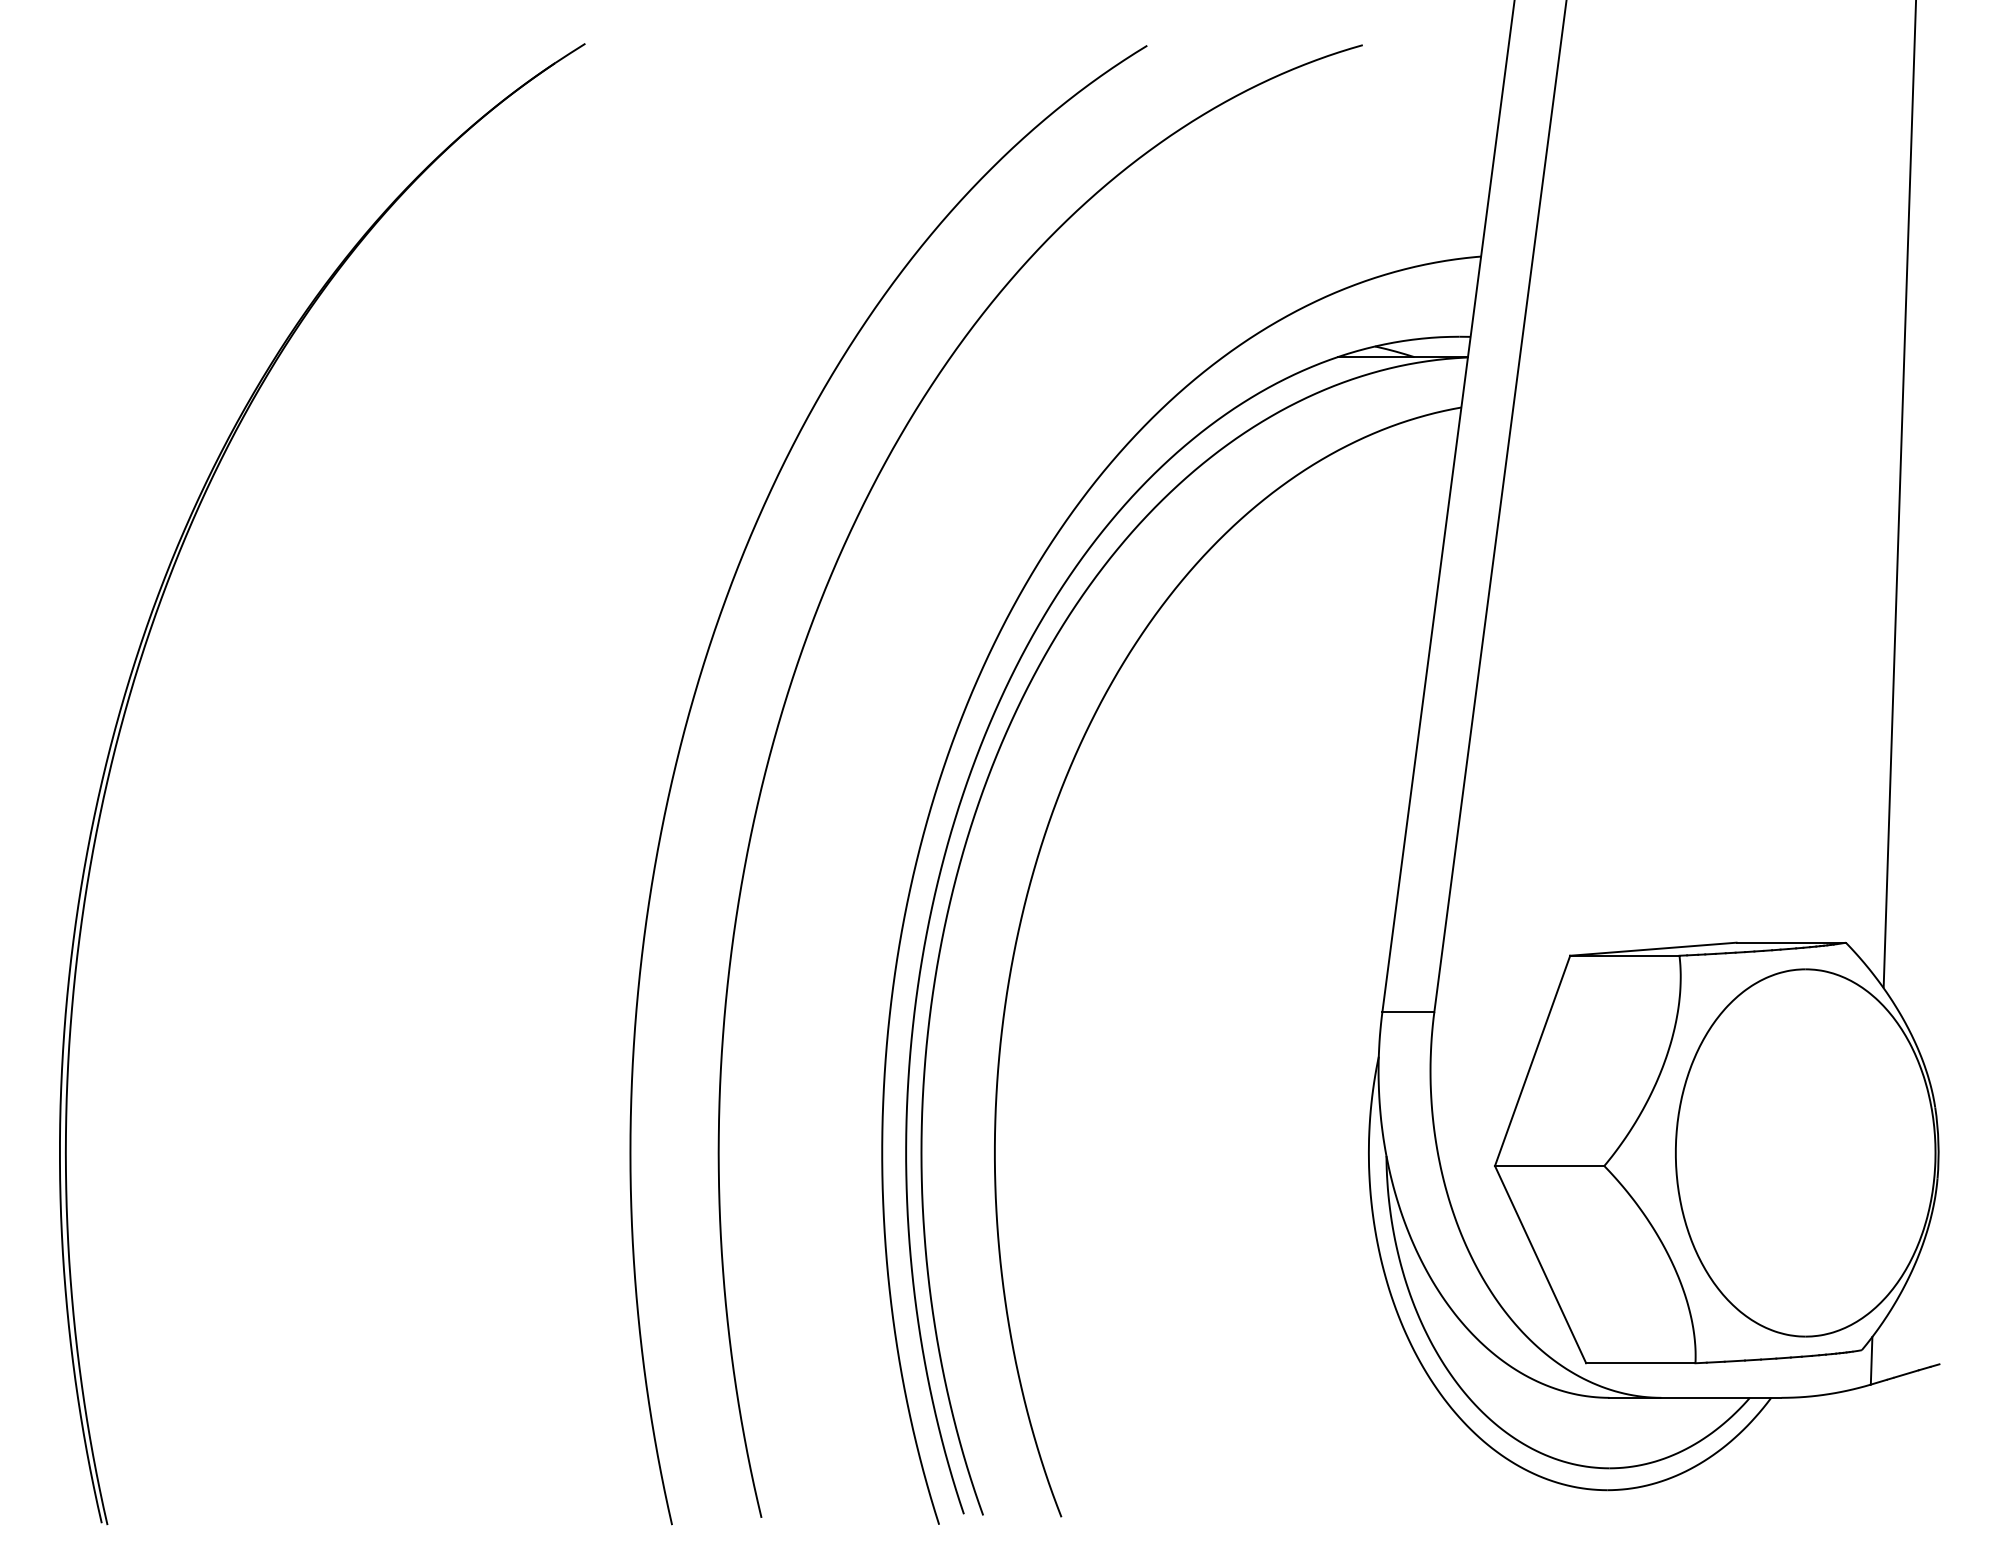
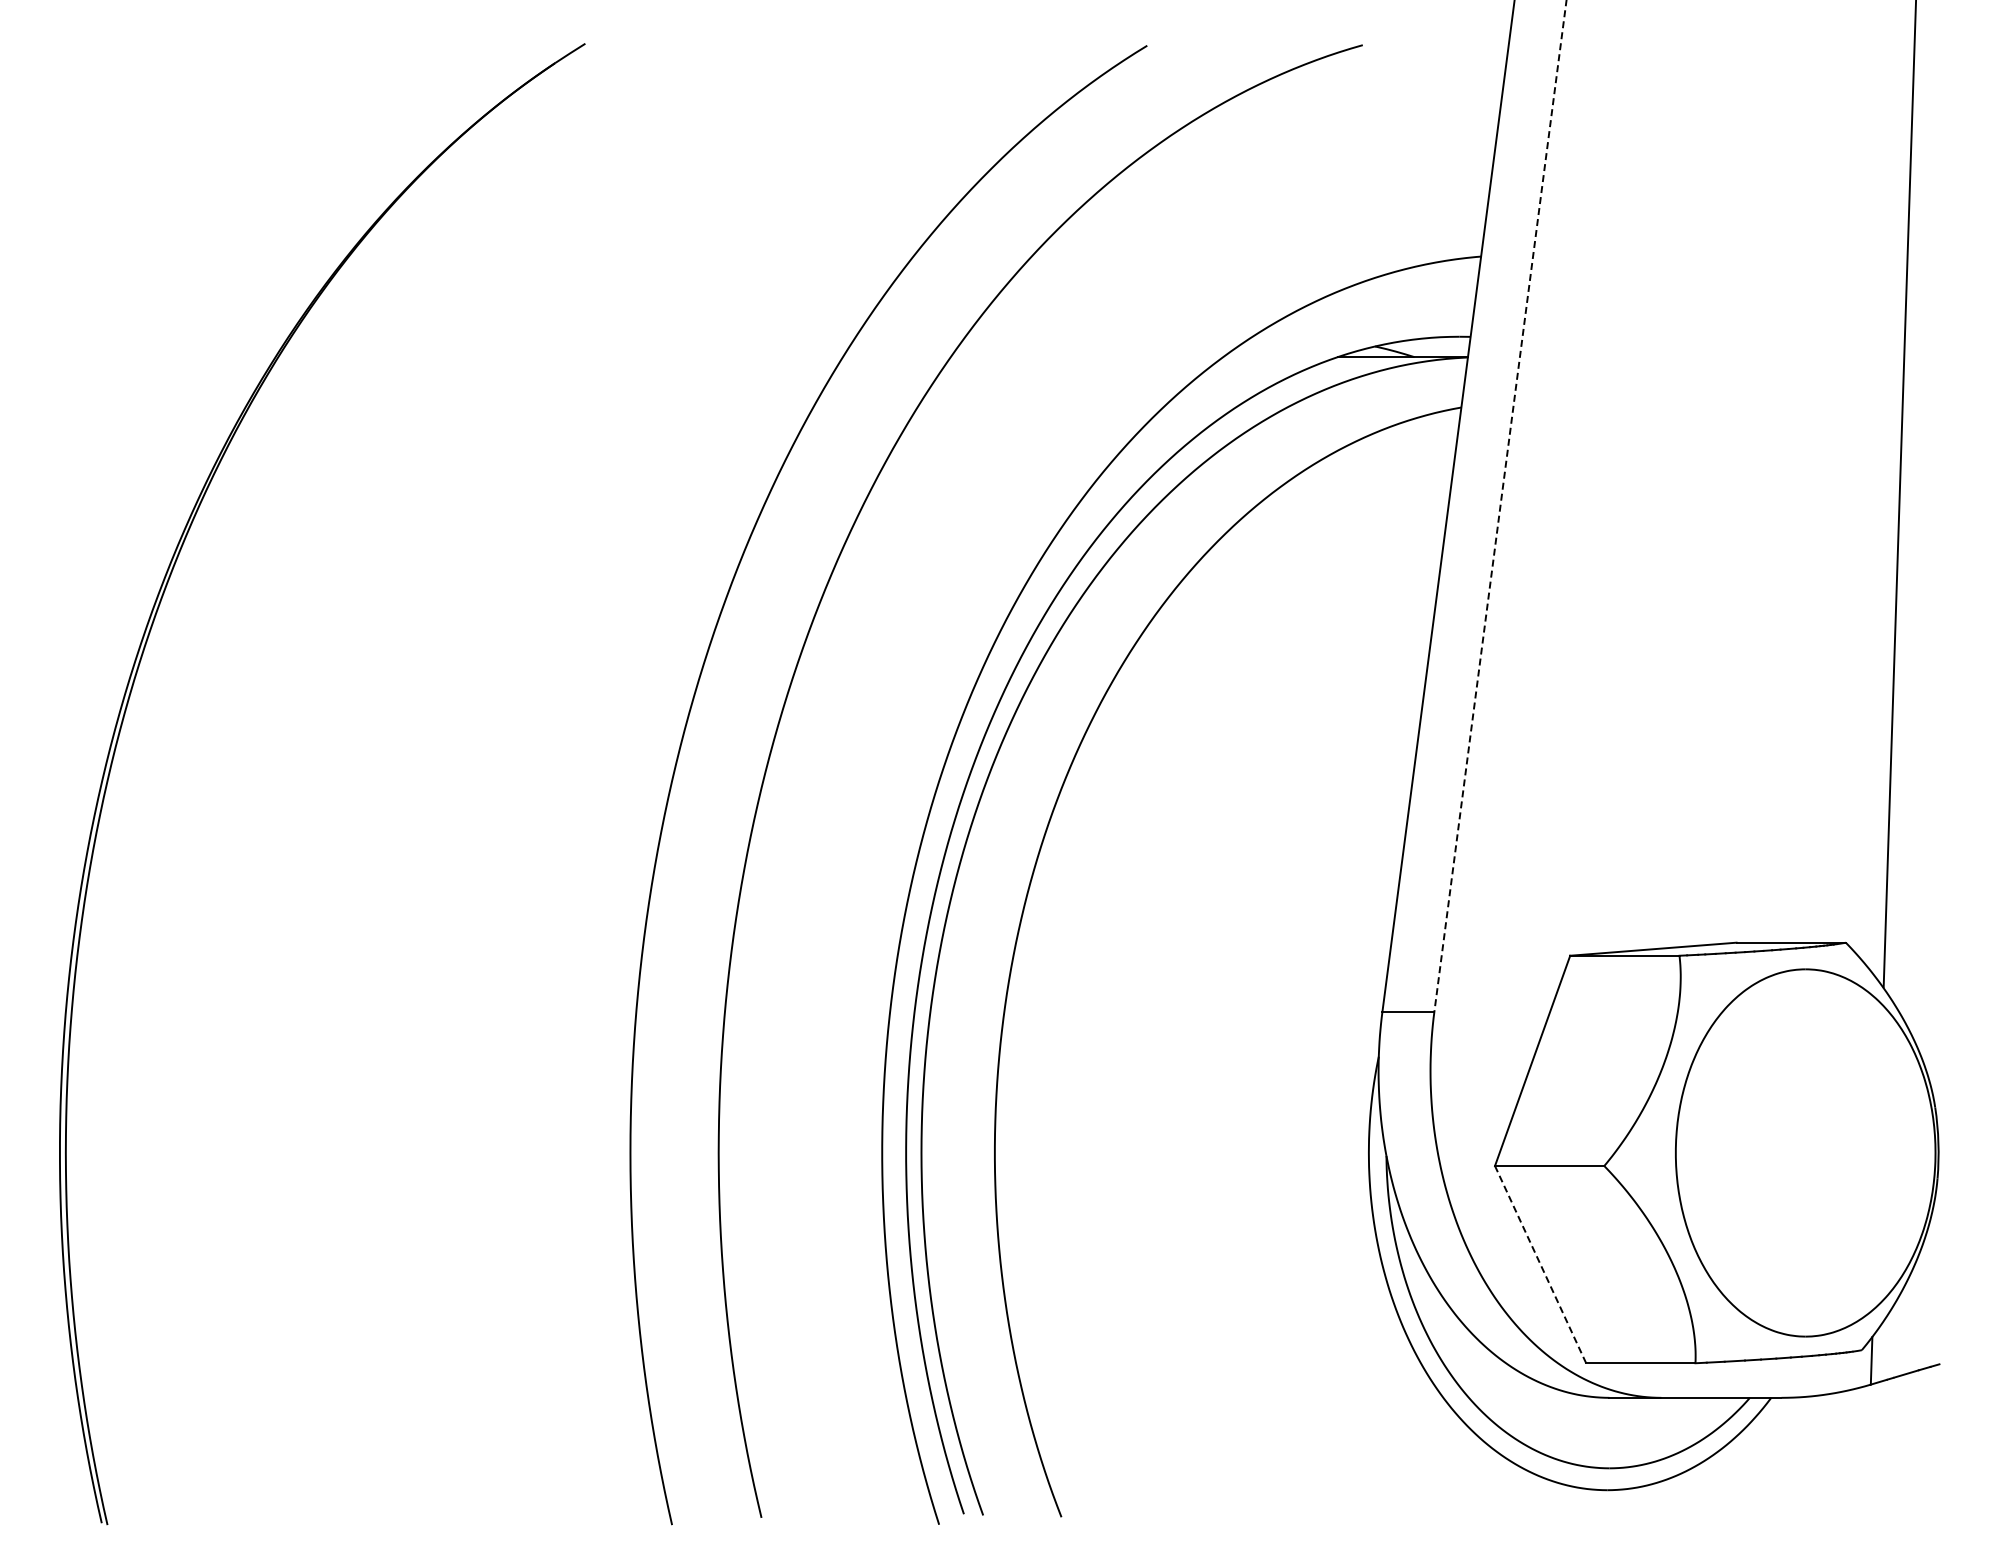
line: solid -> dashed (1500, 506)
line: solid -> dashed (1540, 1264)
